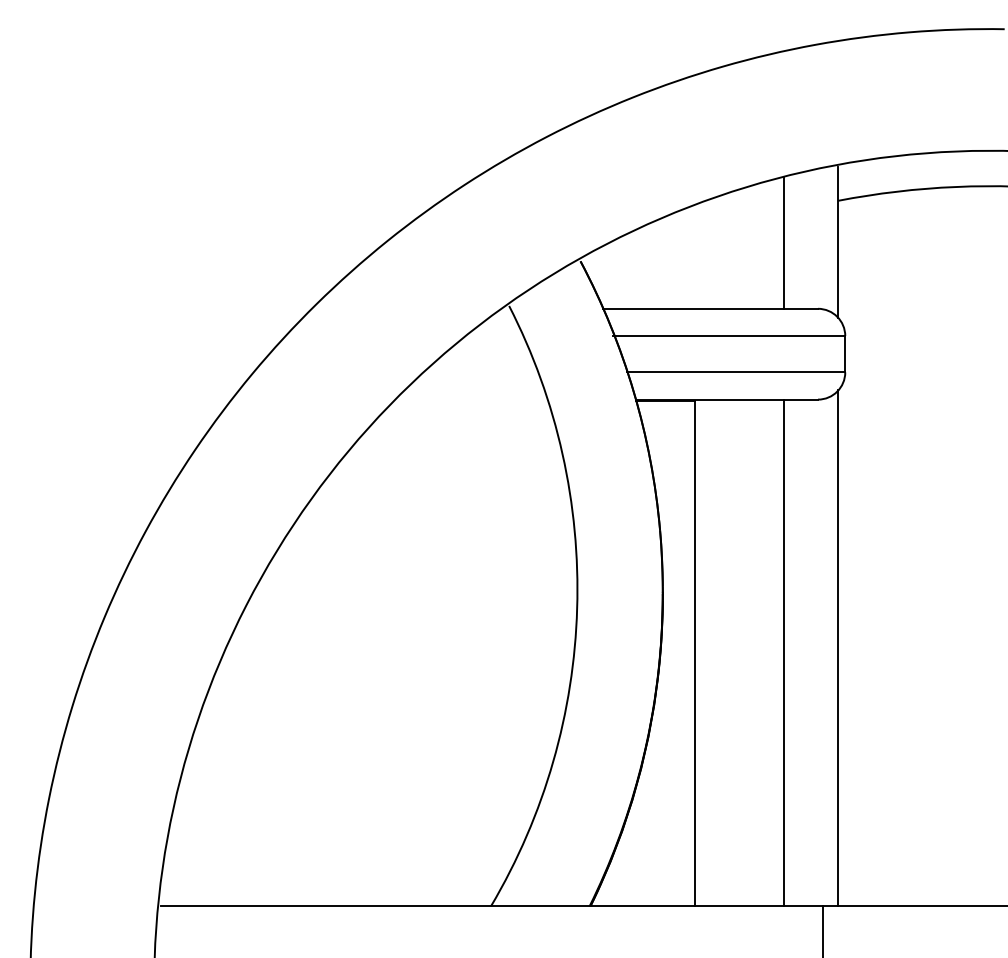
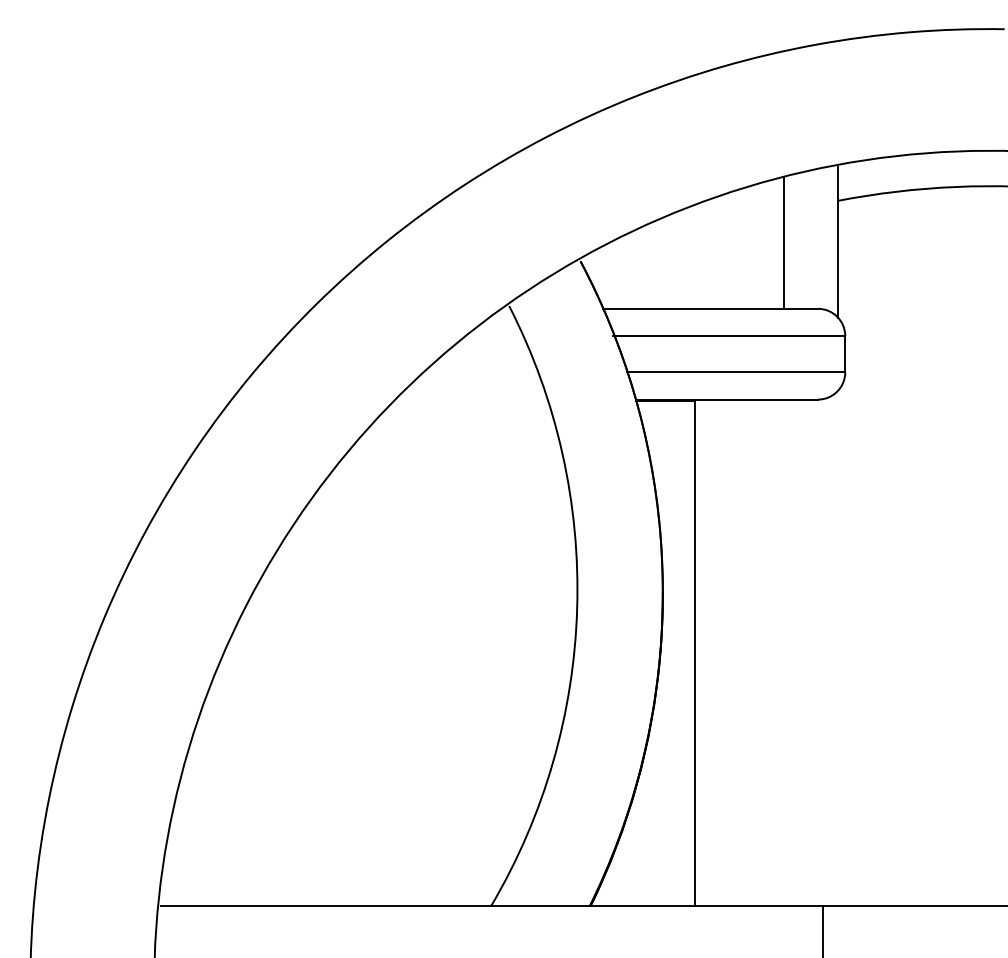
line: present -> none (838, 647)
line: present -> none (783, 652)
